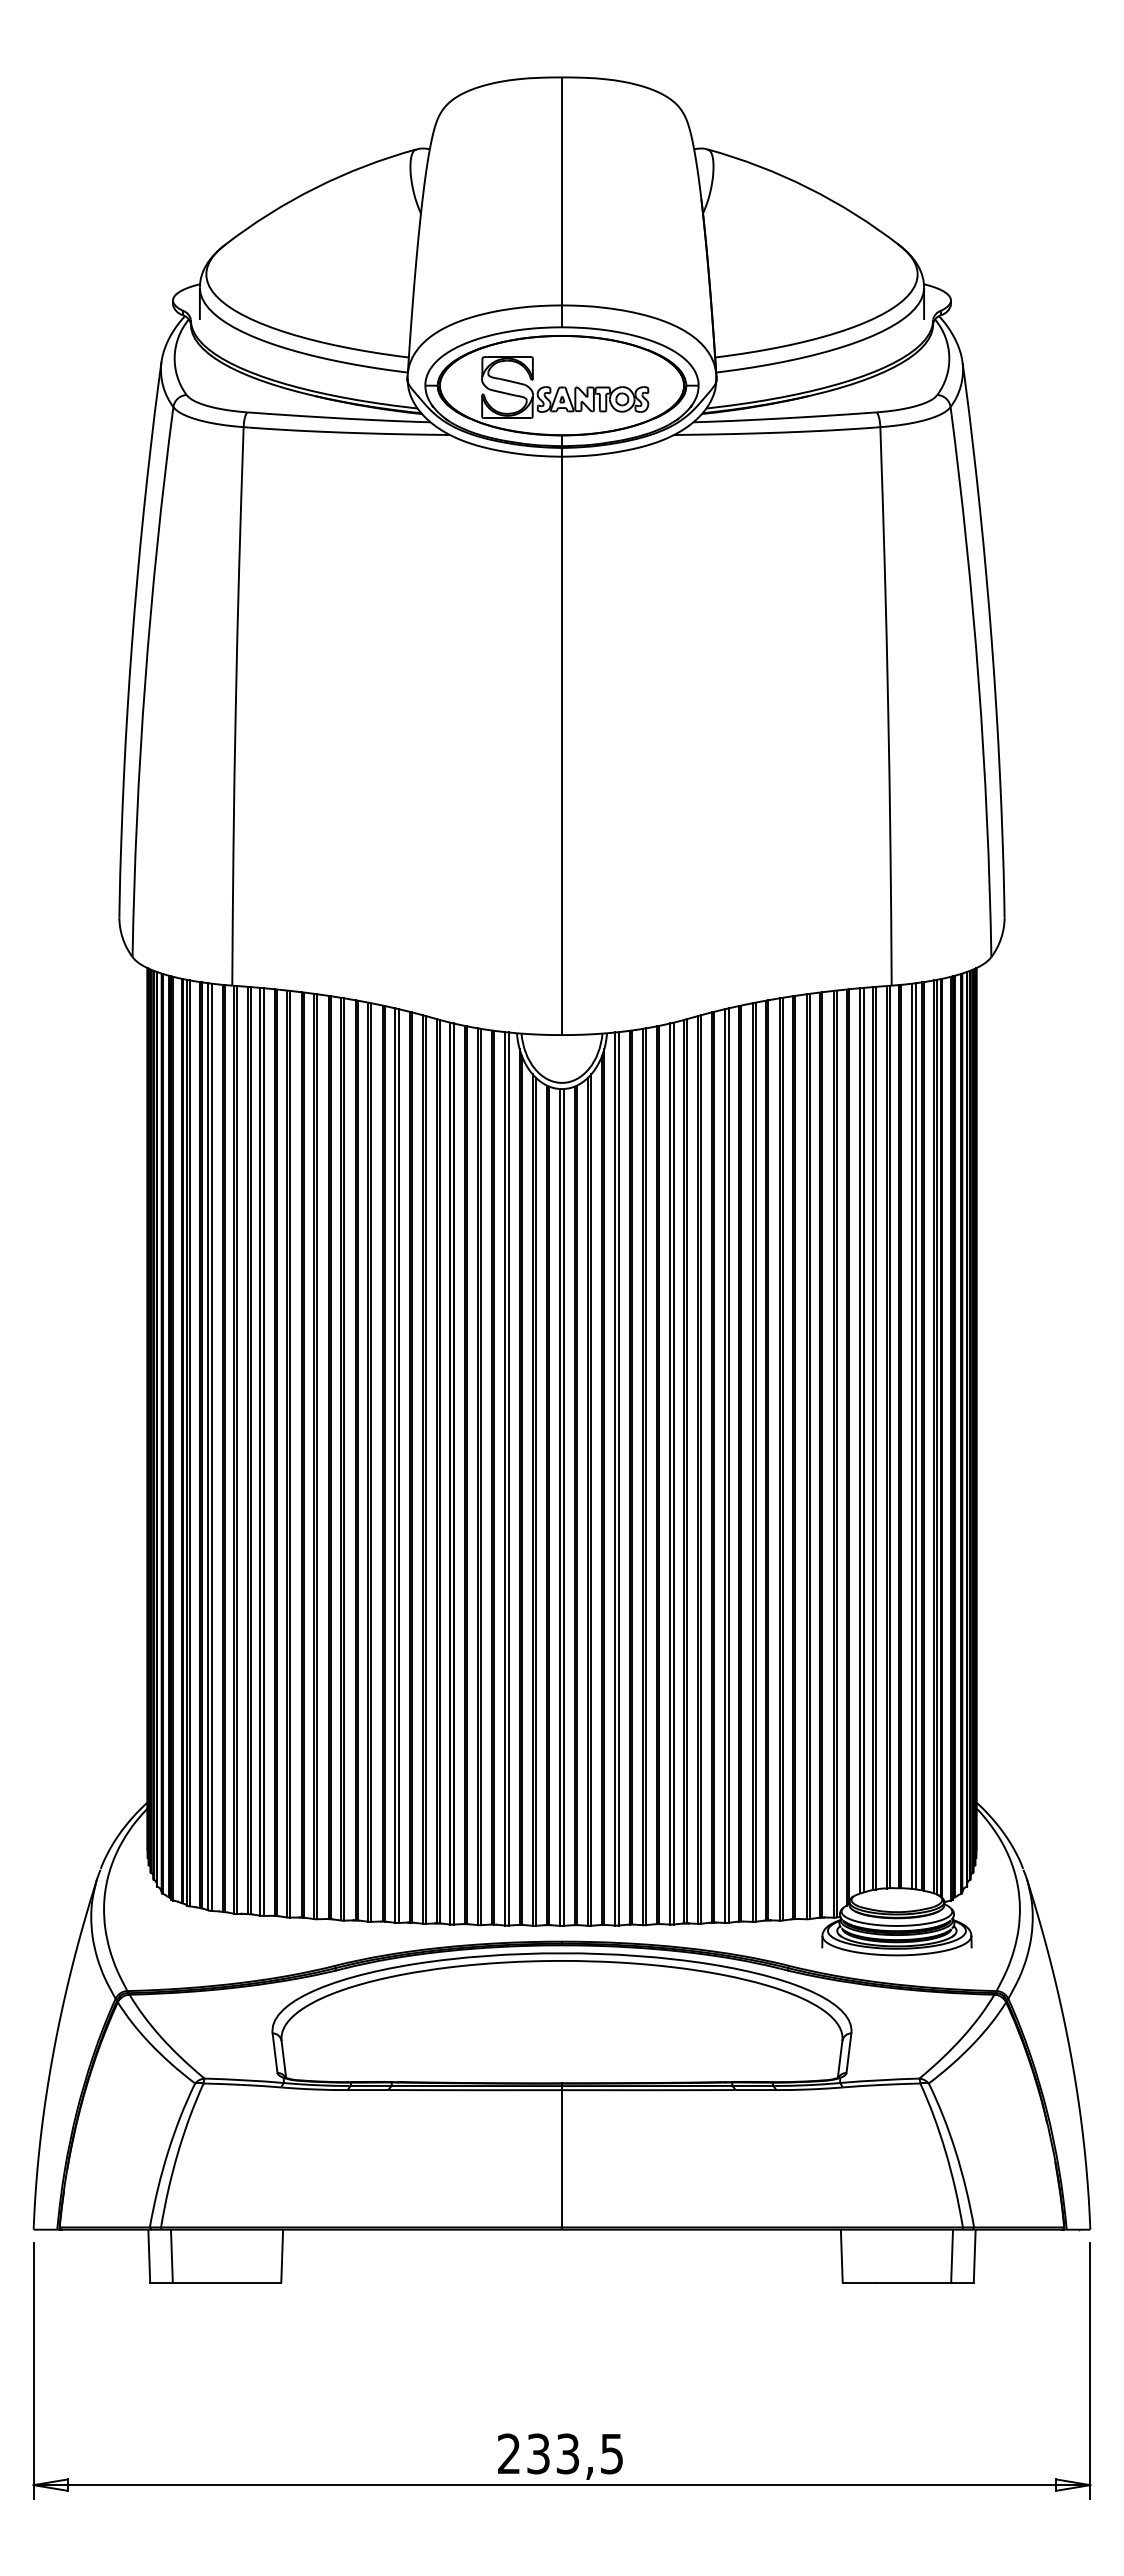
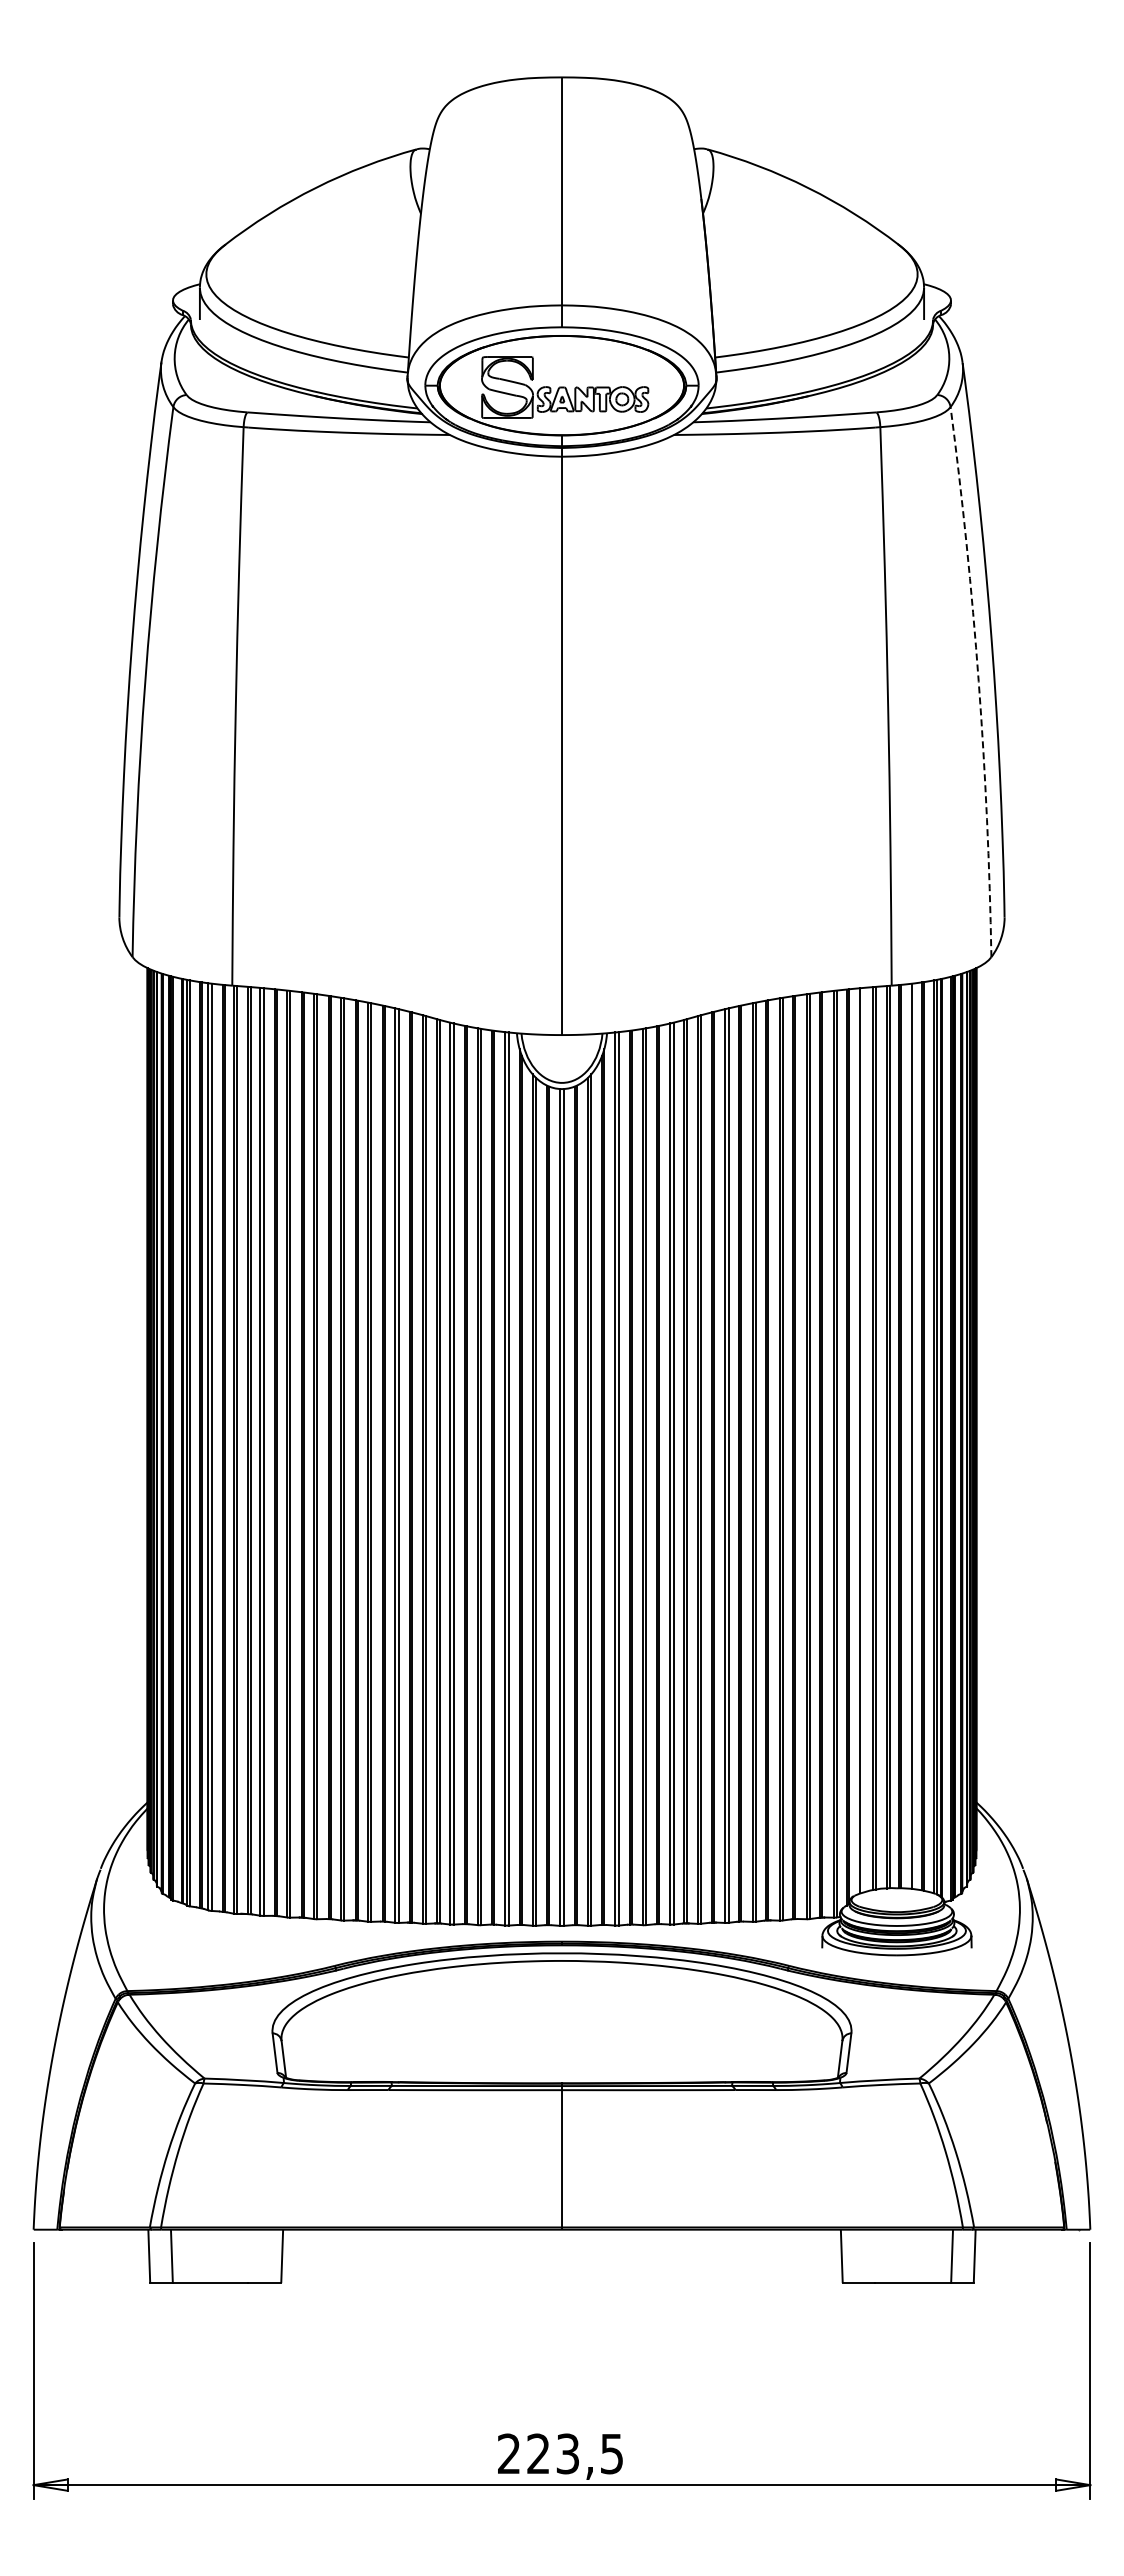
arc: solid -> dashed (978, 681)
line: present -> none (915, 1436)
line: present -> none (863, 1439)
text: 233,5 -> 223,5 (538, 2453)
